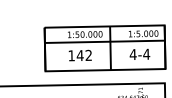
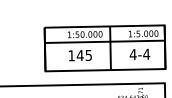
text: 142 -> 145 (88, 55)
